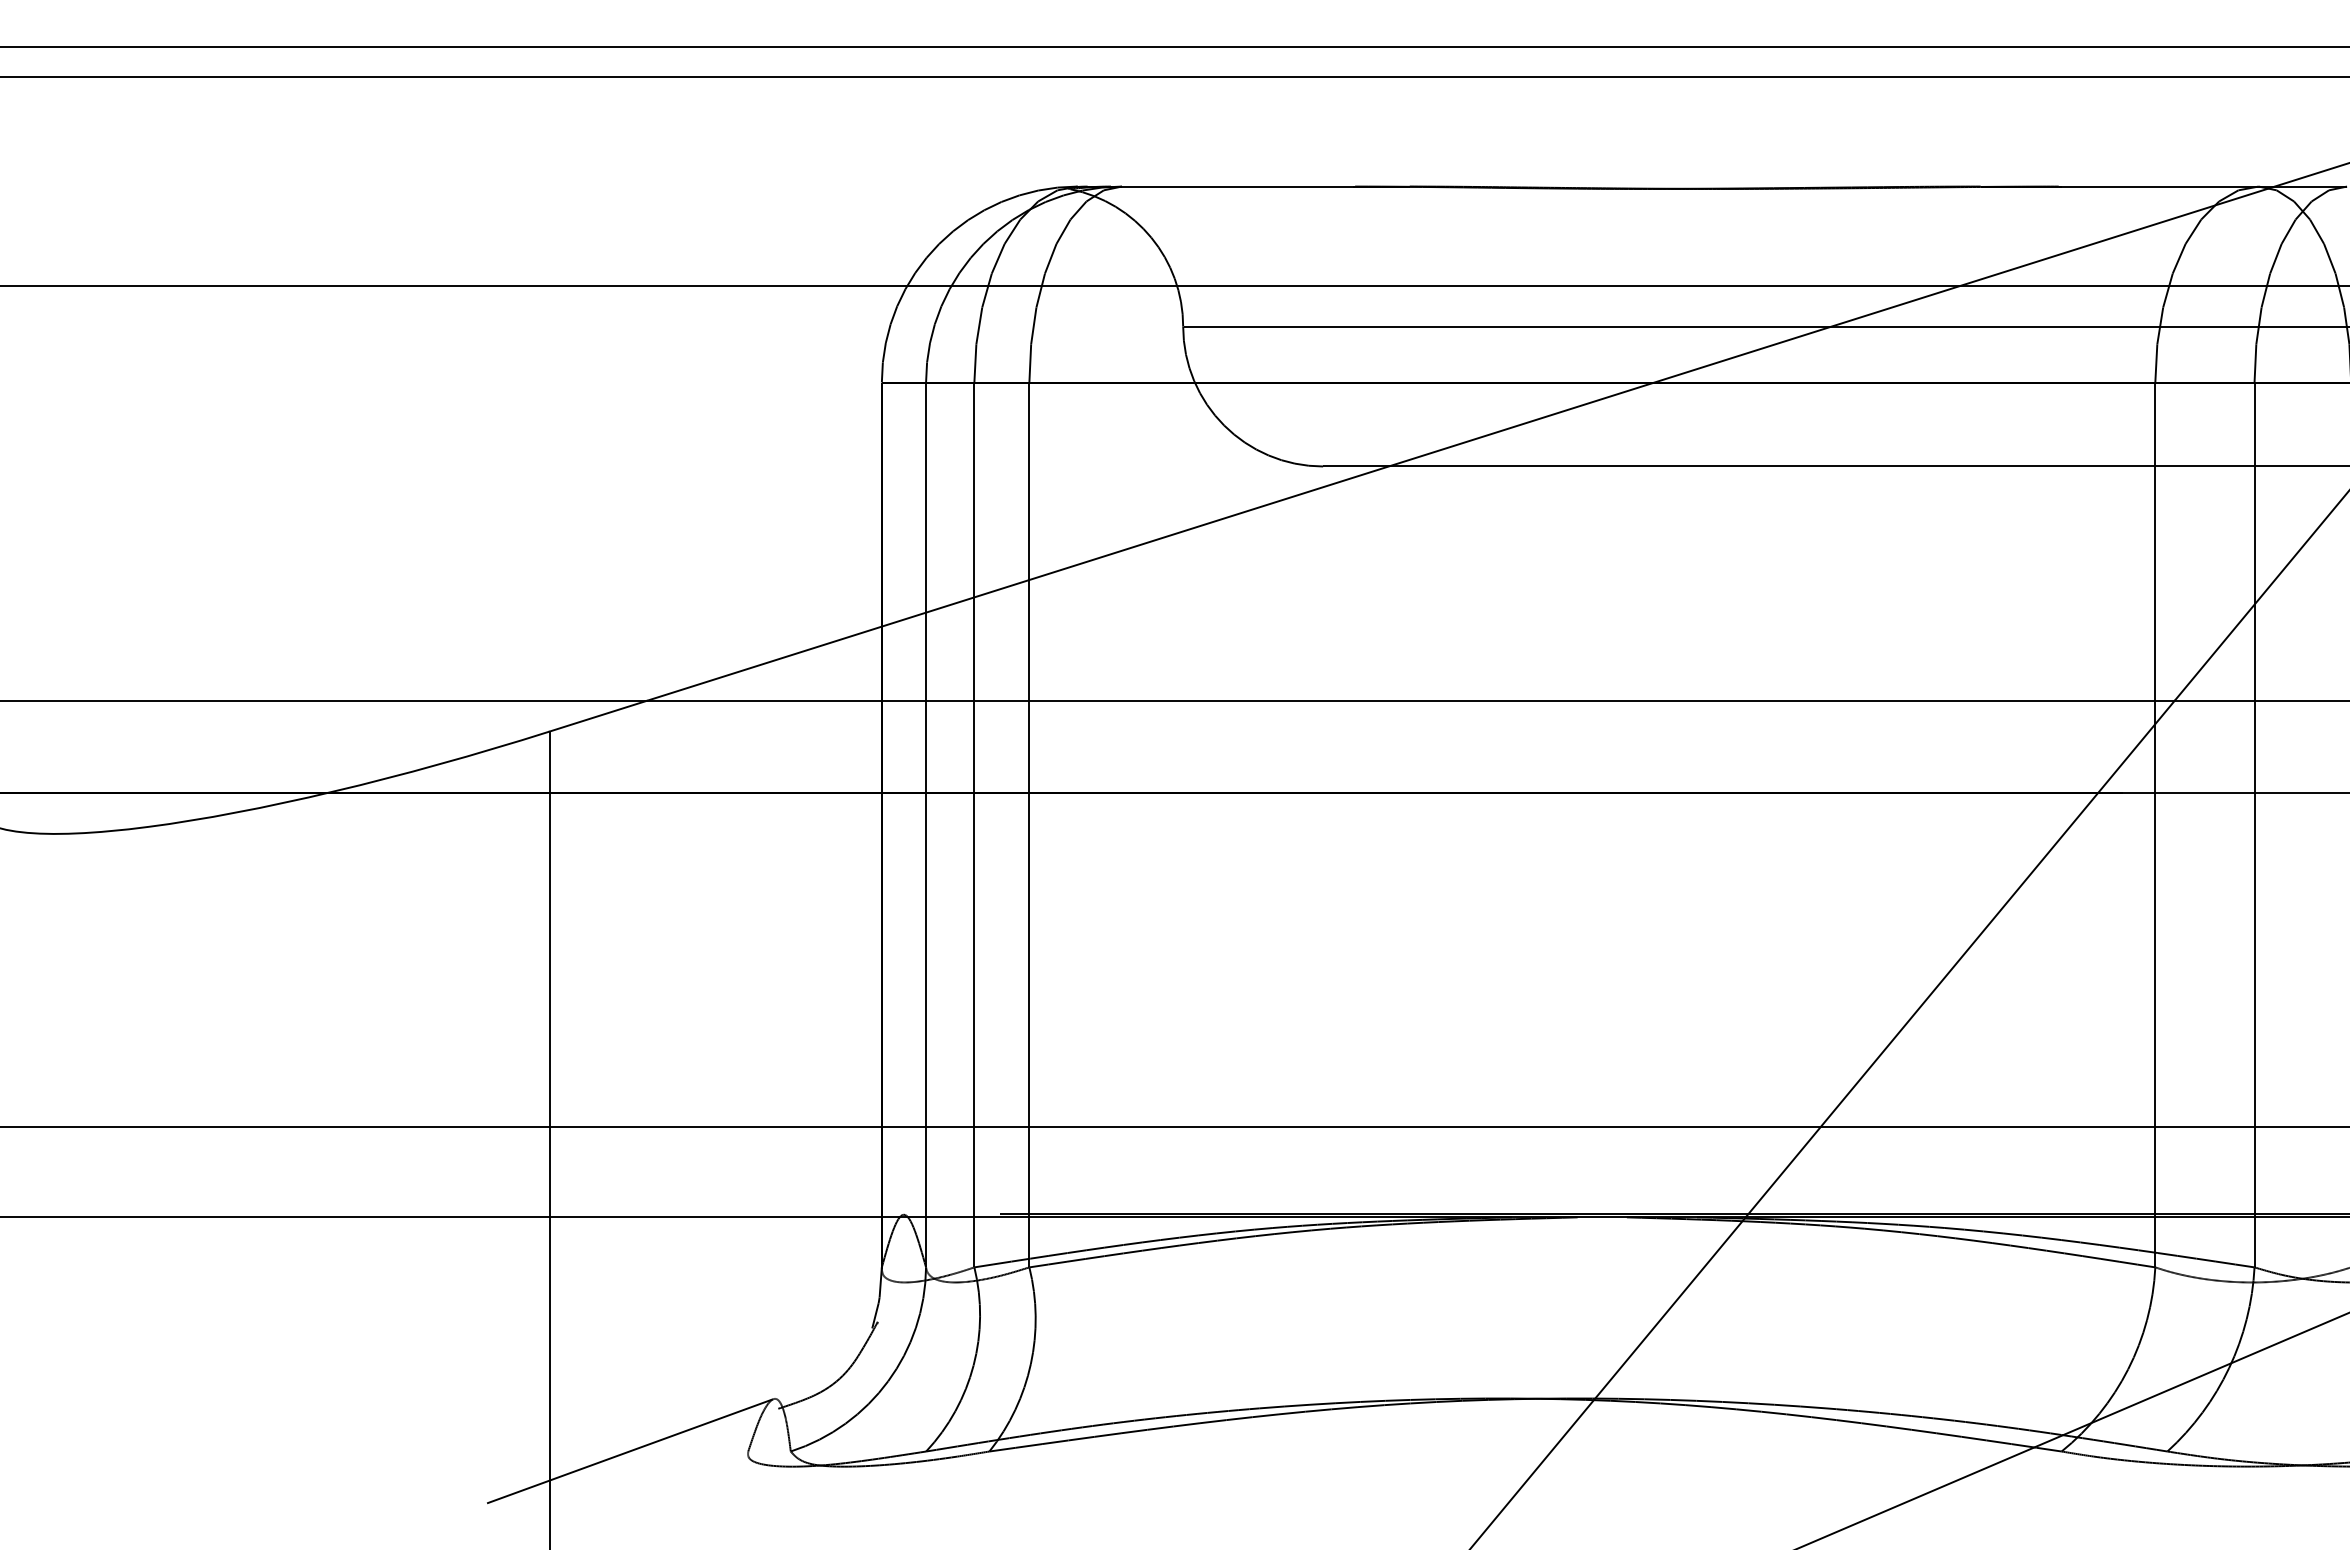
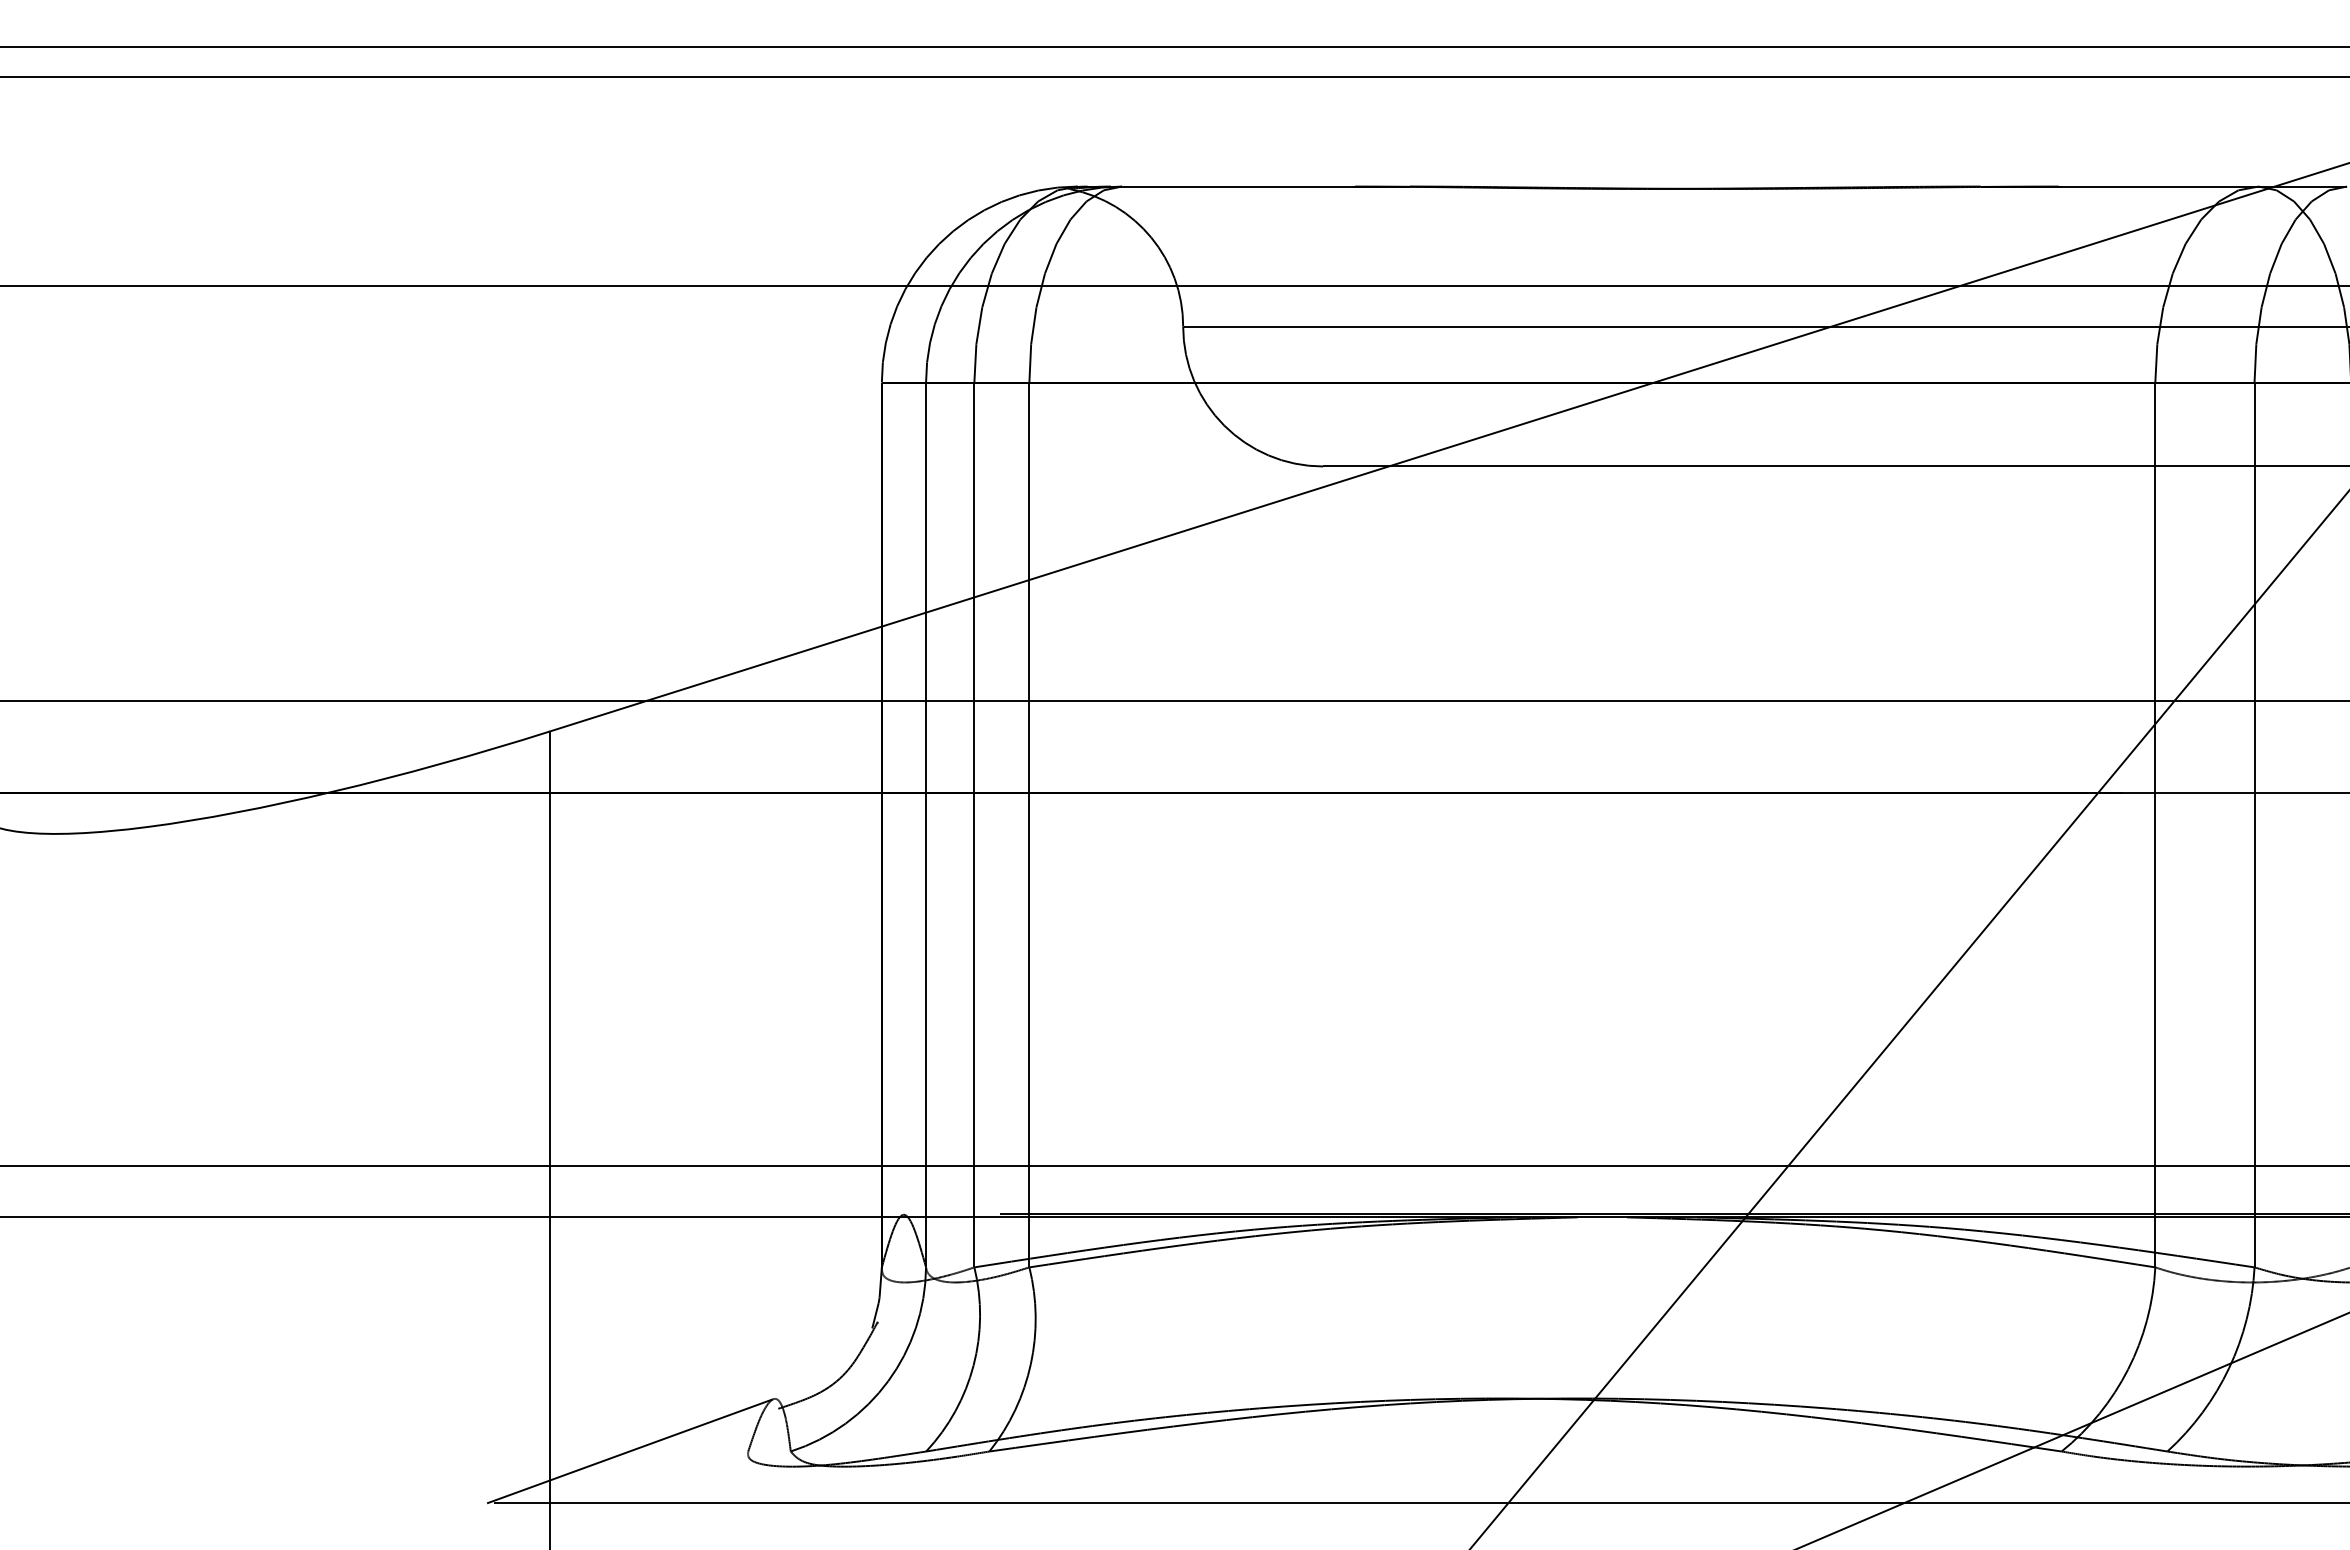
line position: (1174, 1127) -> (1174, 1166) (1174, 1166)
line: none -> present (1420, 1503)
